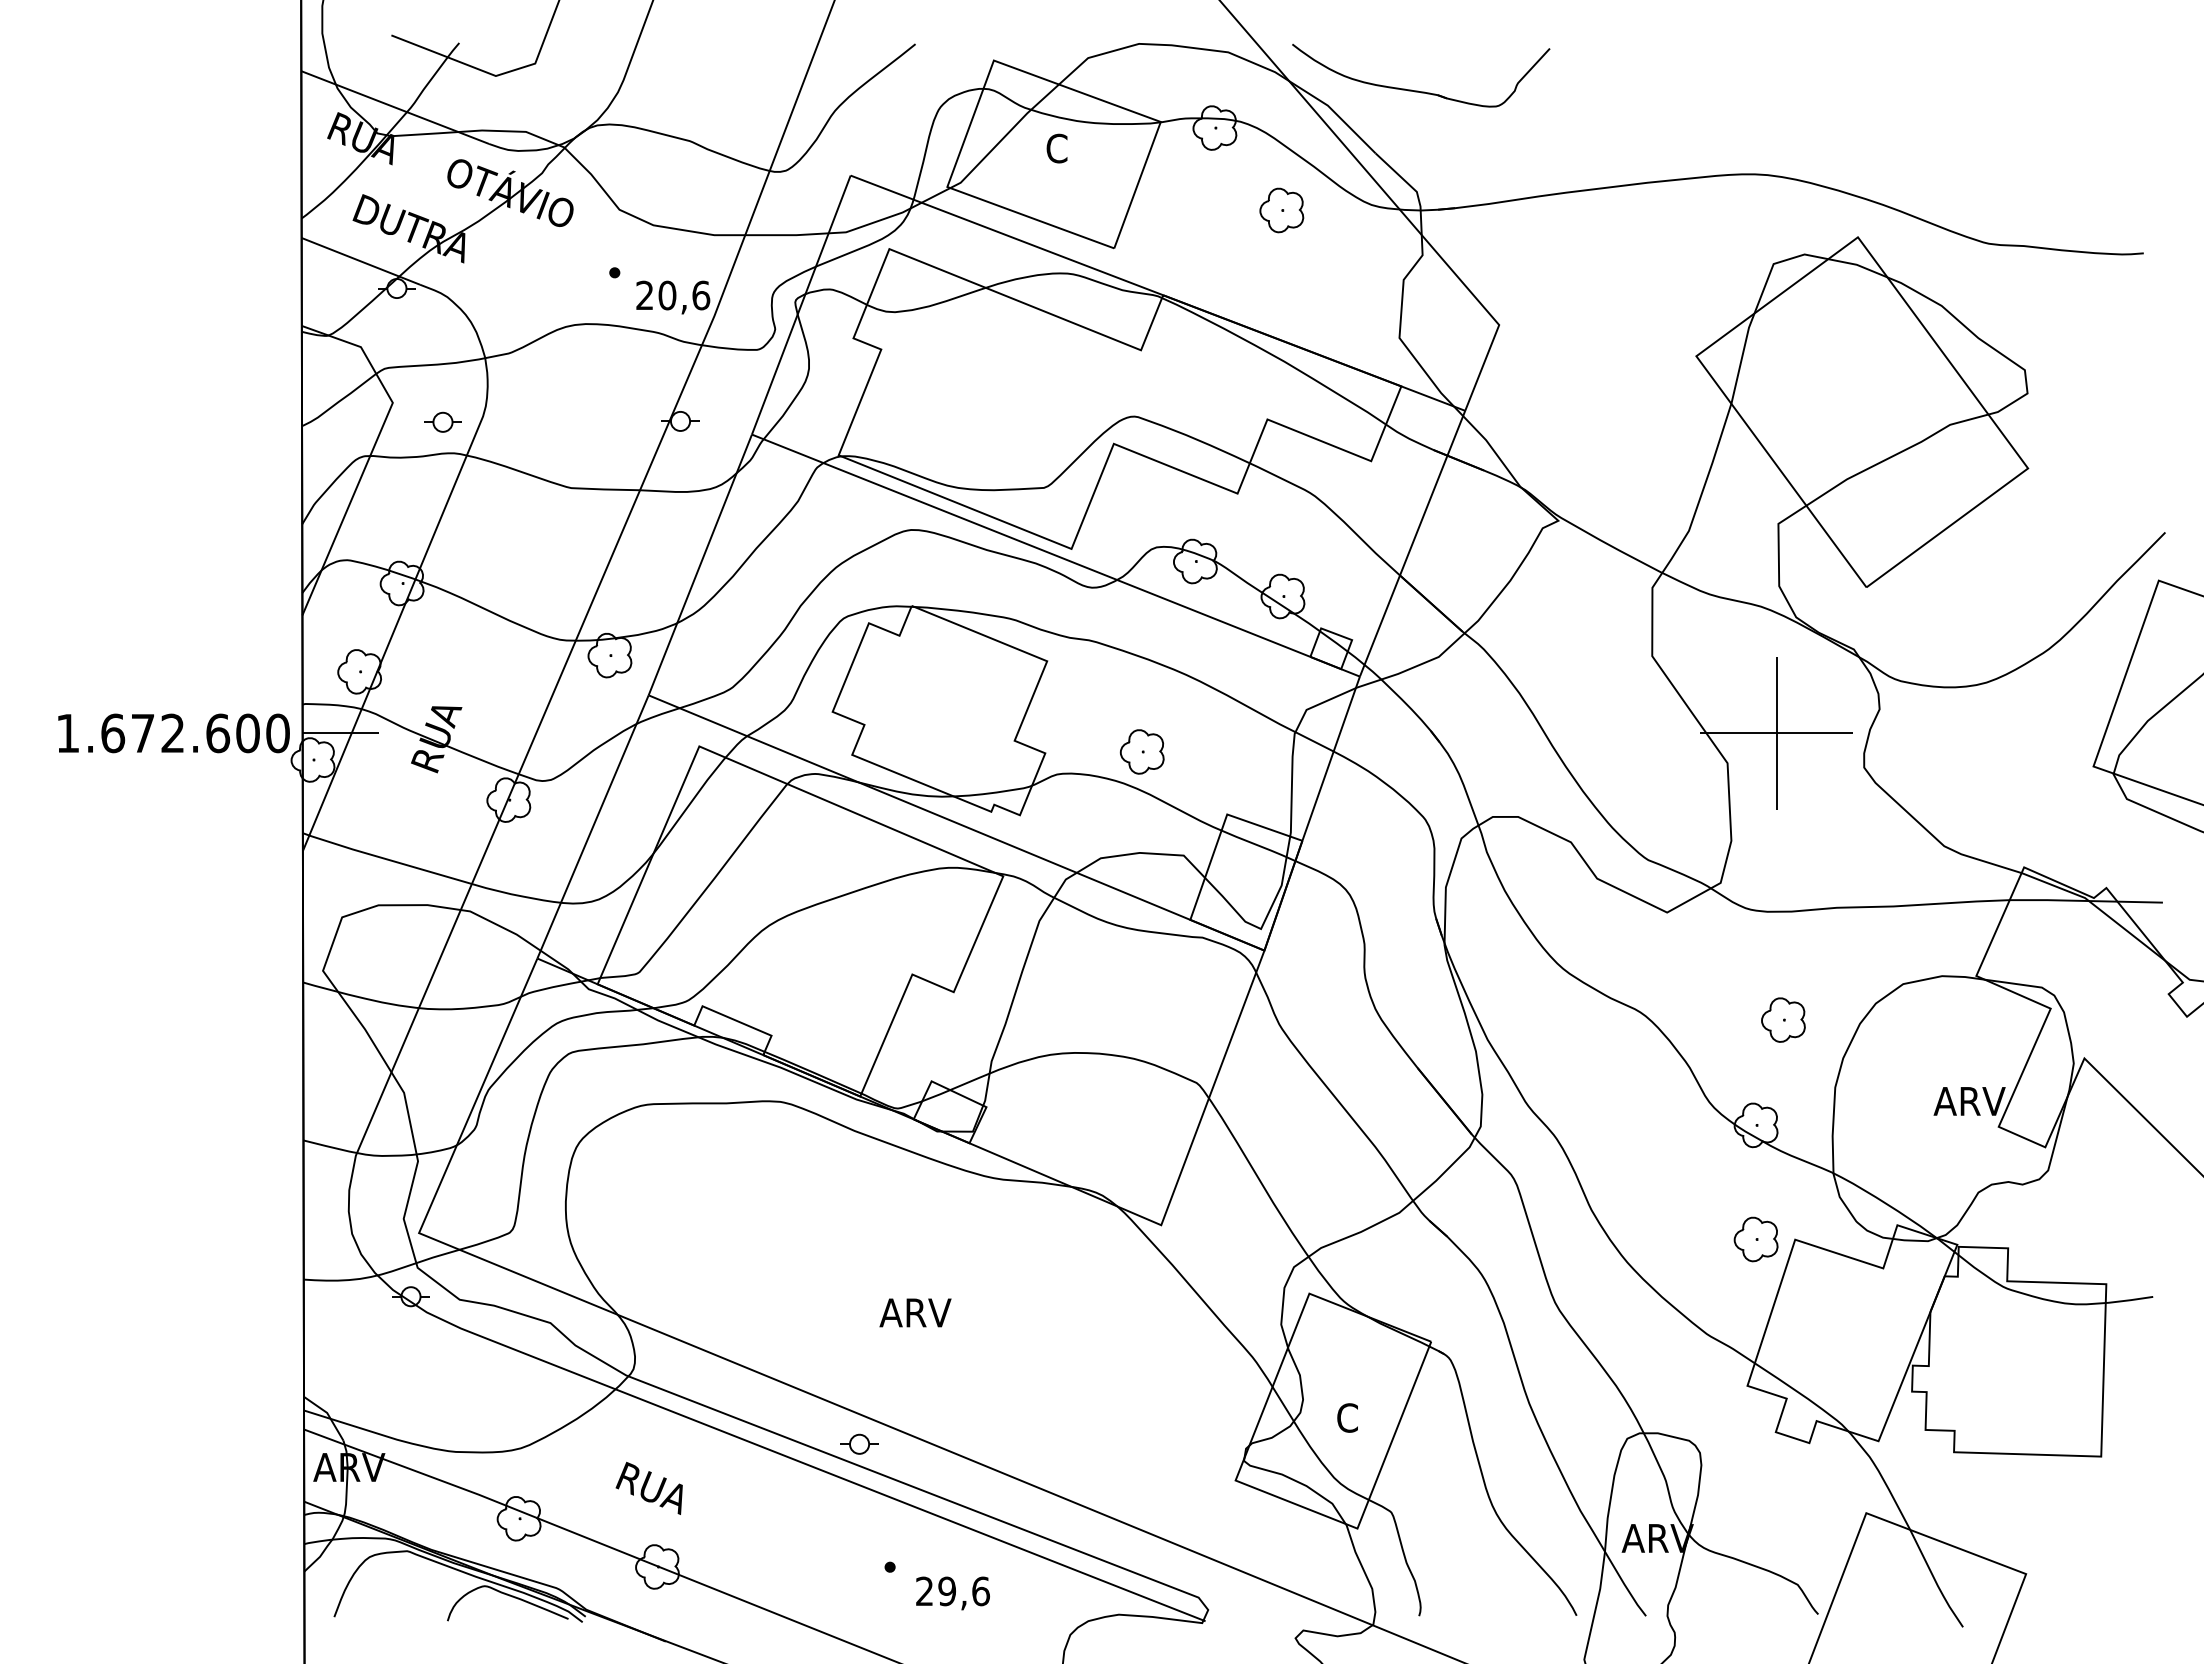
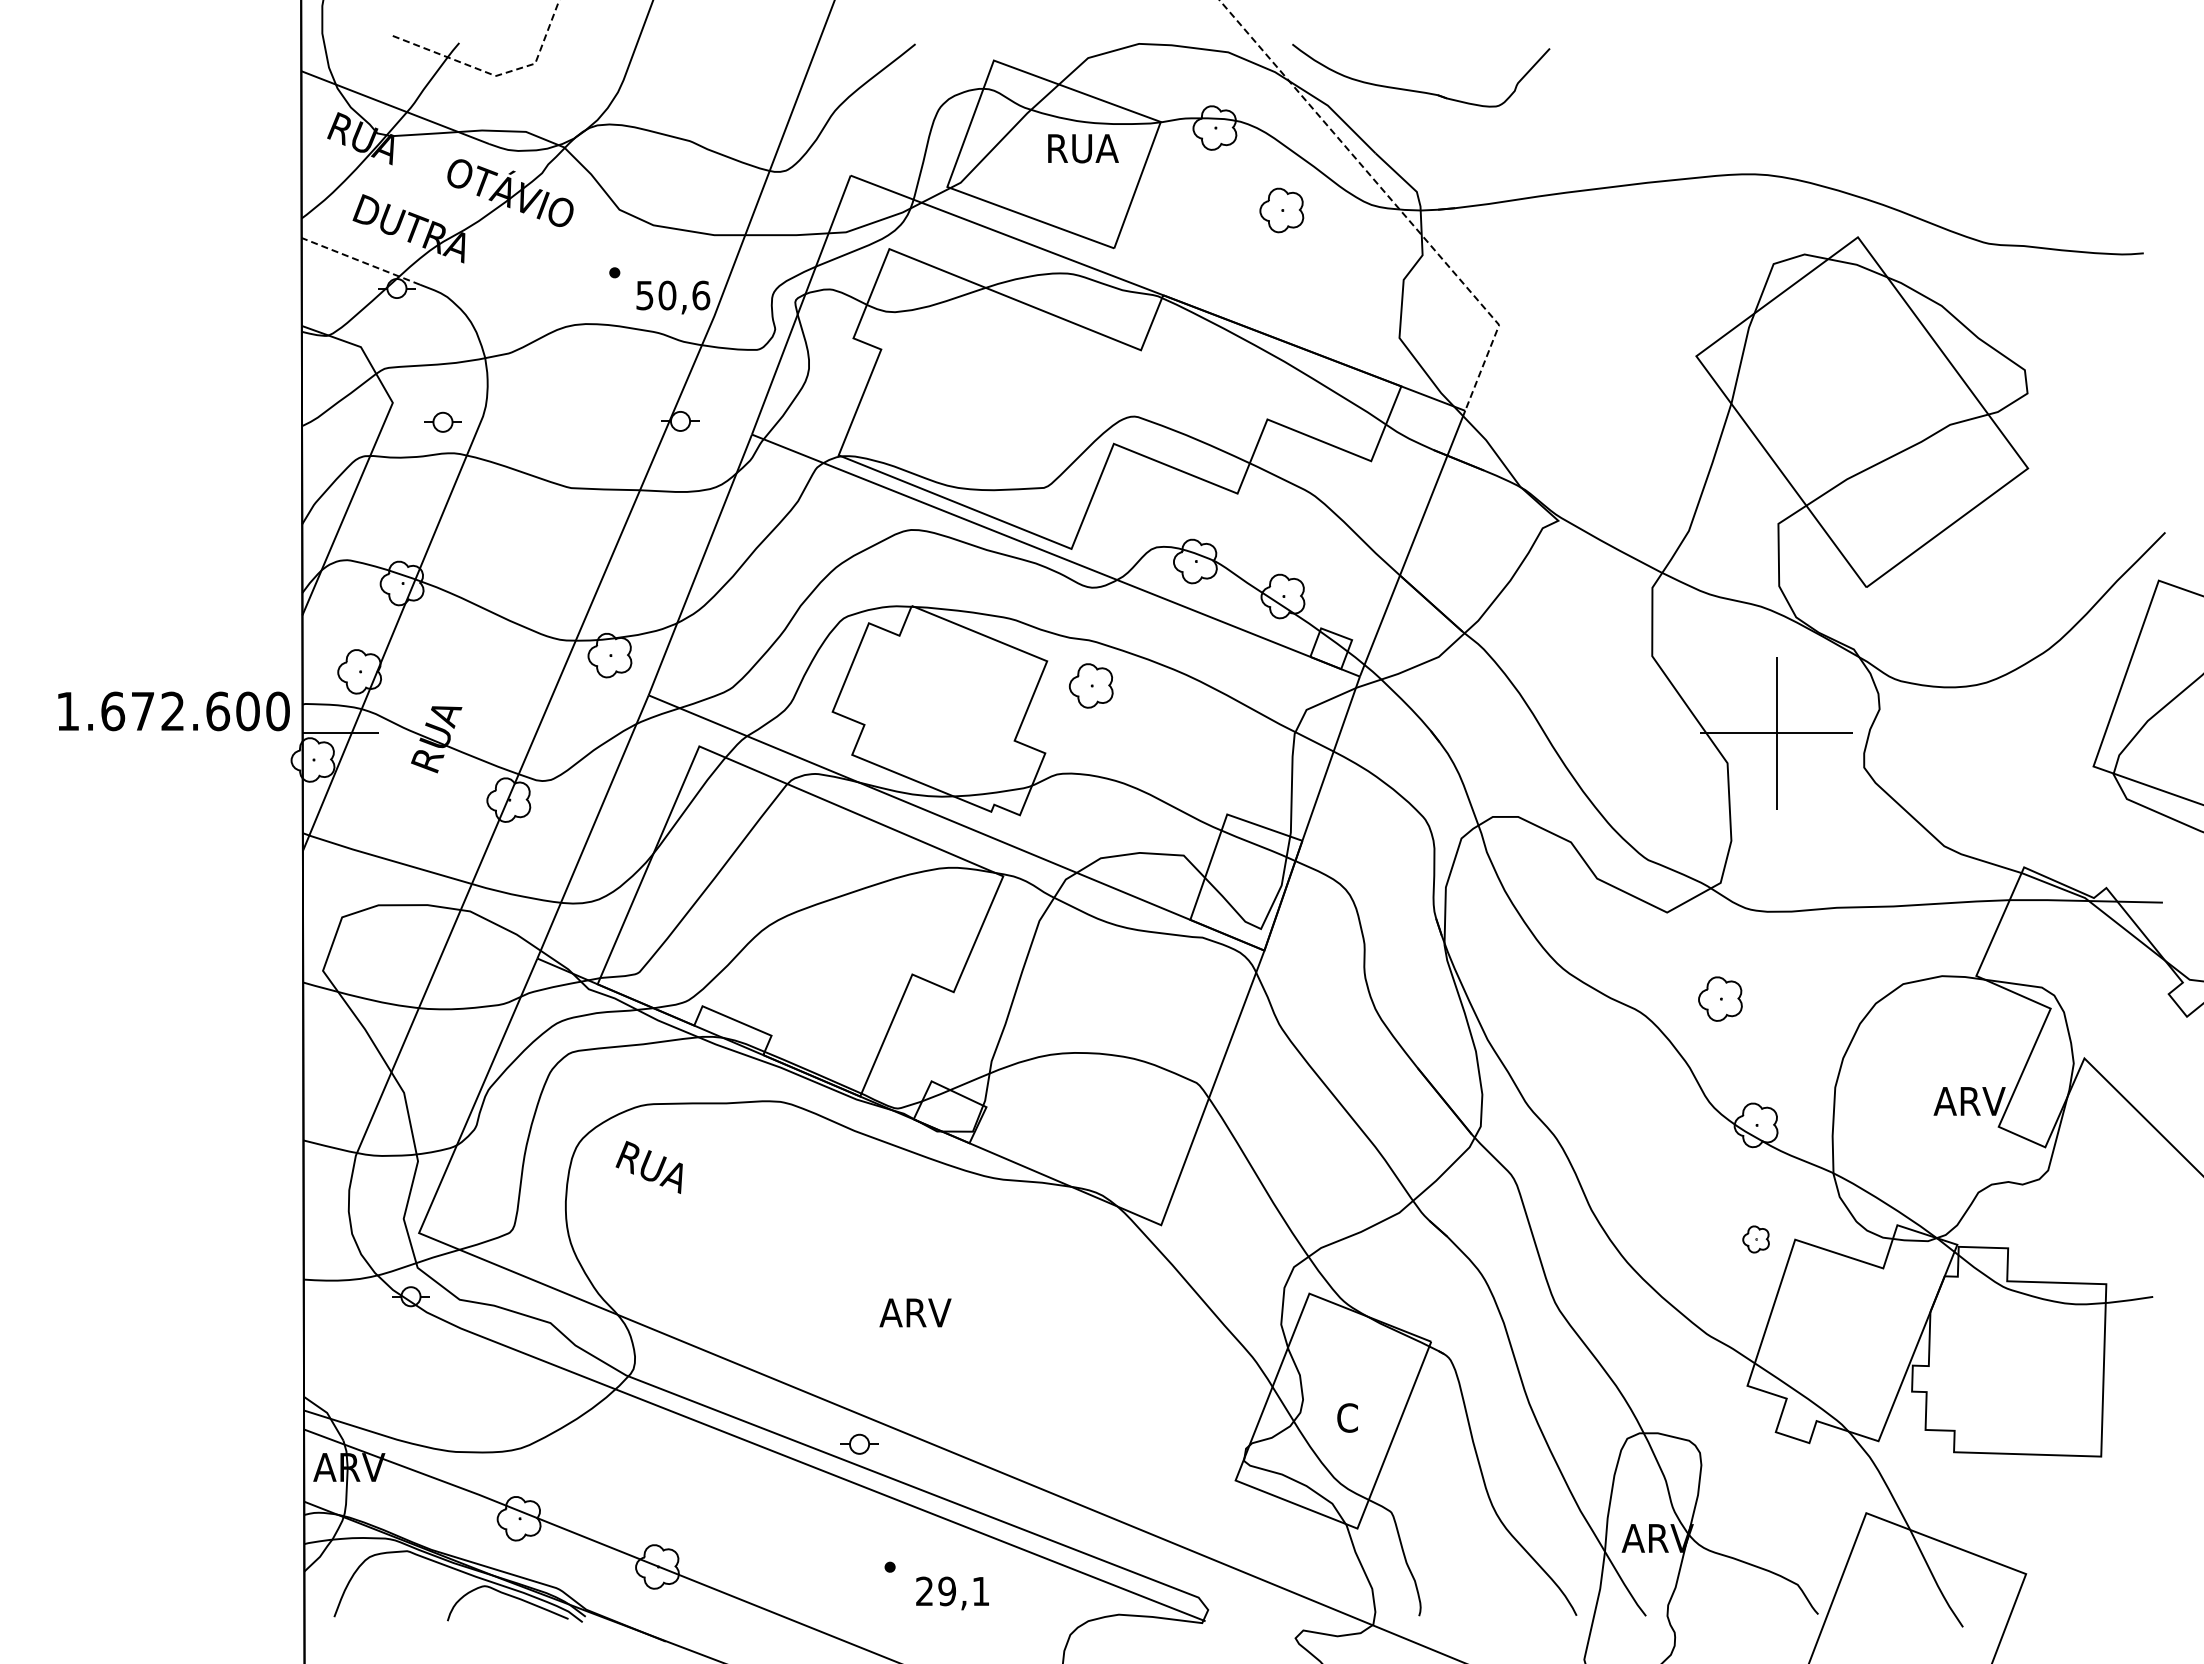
line: solid -> dashed (494, 75)
text: C -> RUA (1082, 148)
line: solid -> dashed (1390, 198)
line: solid -> dashed (360, 261)
text: 20,6 -> 50,6 (644, 295)
text position: (173, 733) -> (173, 711) (173, 711)
part position: (1141, 751) -> (1090, 685) (1090, 685)
part position: (1783, 1019) -> (1720, 998) (1720, 998)
part size: 46x47 px -> 28x29 px (1755, 1239)
text position: (648, 1487) -> (648, 1166) (648, 1166)
text: 29,6 -> 29,1 (980, 1591)
